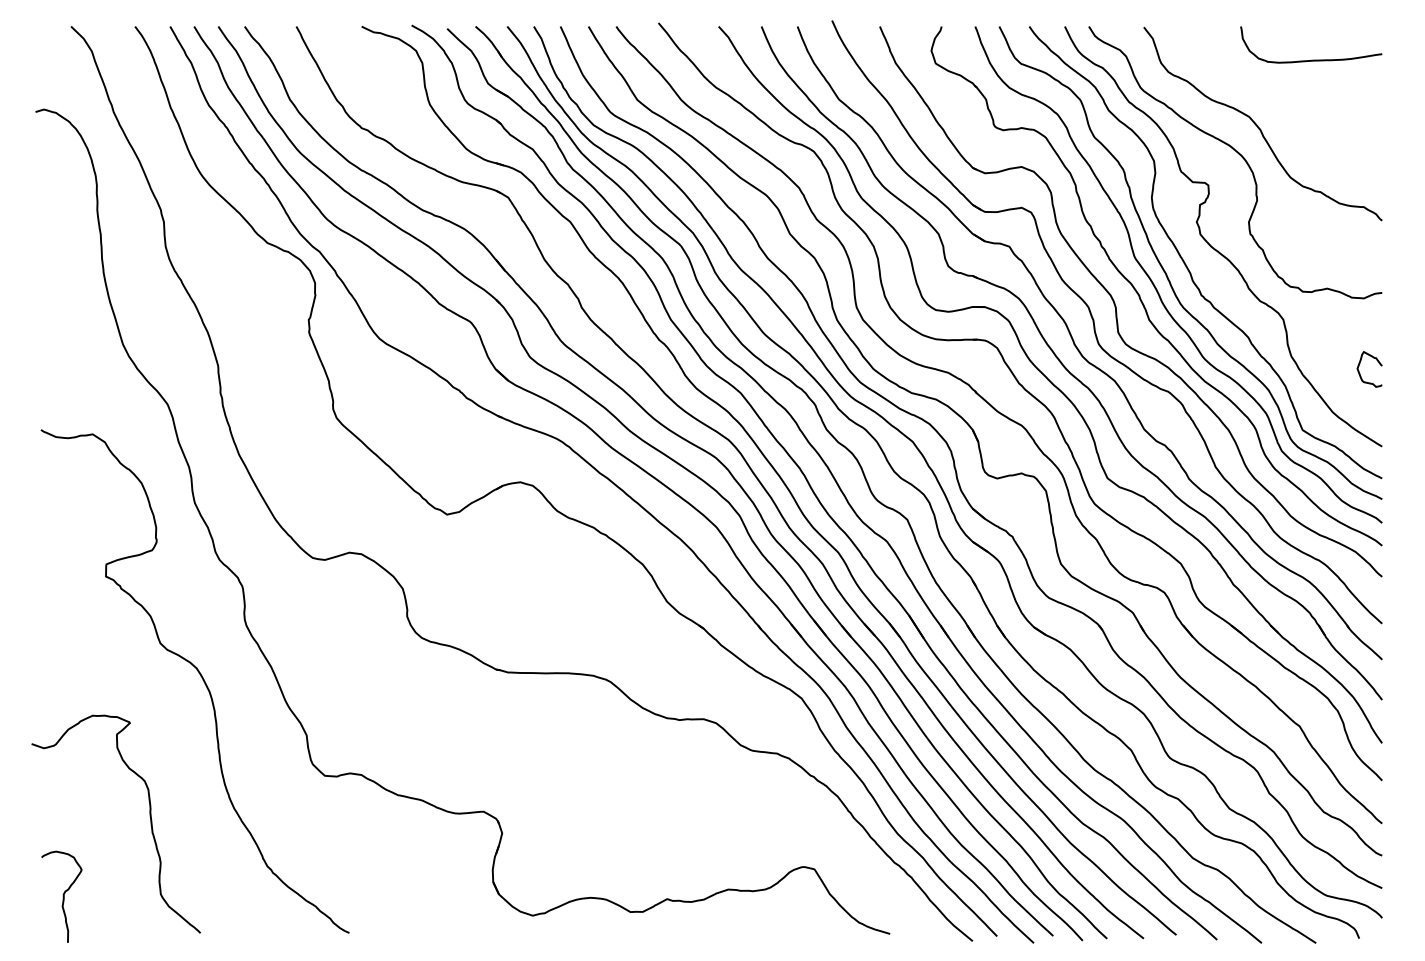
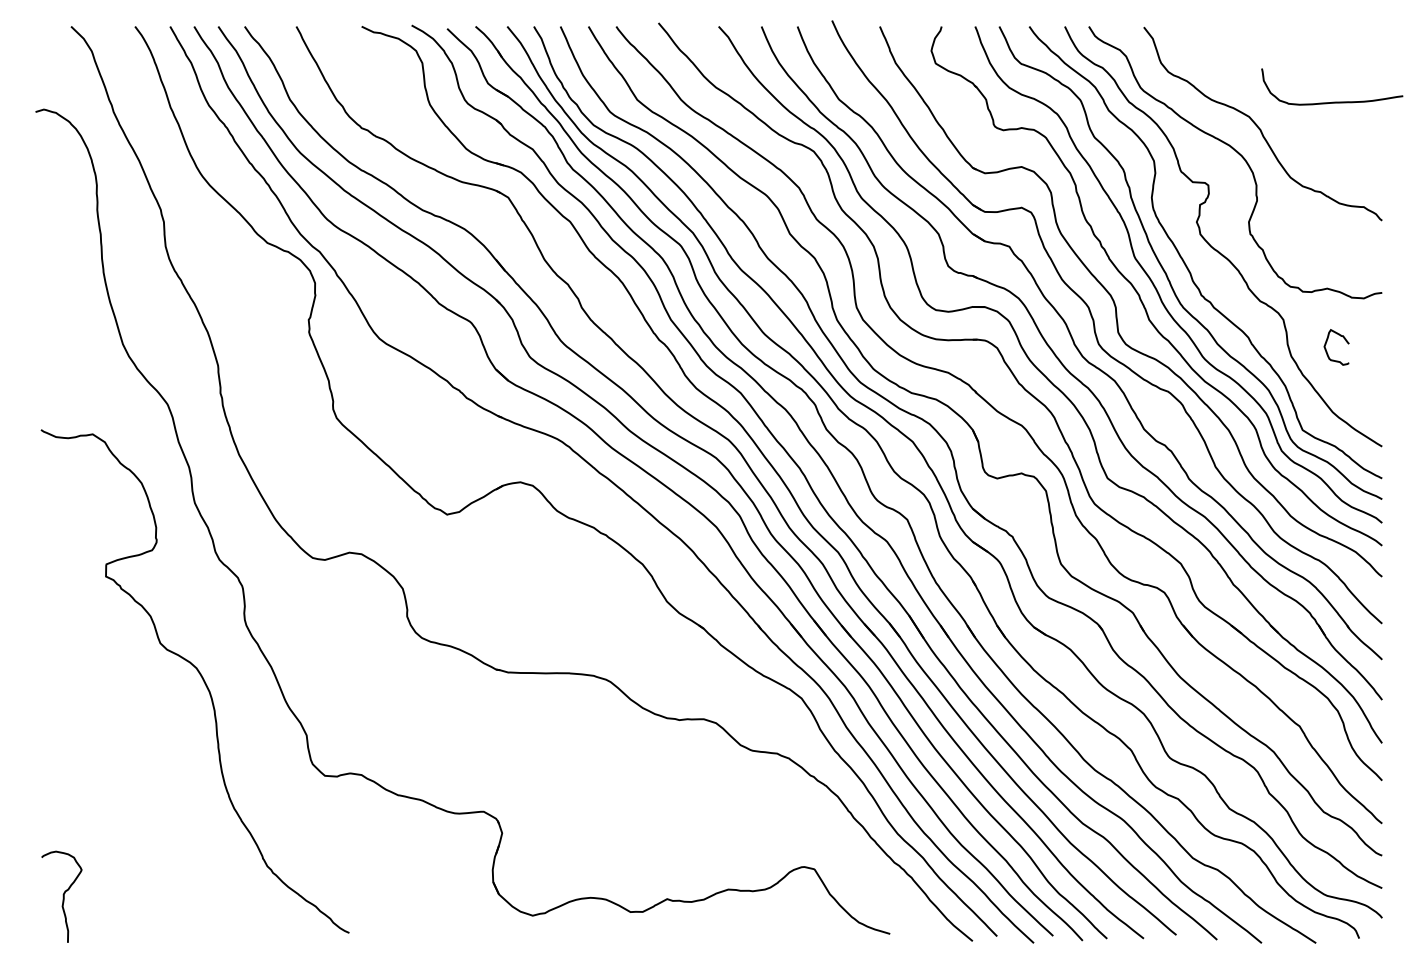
curve position: (1311, 59) -> (1332, 101) (1332, 101)
curve position: (1360, 373) -> (1327, 351) (1327, 351)
curve: present -> none (149, 816)
